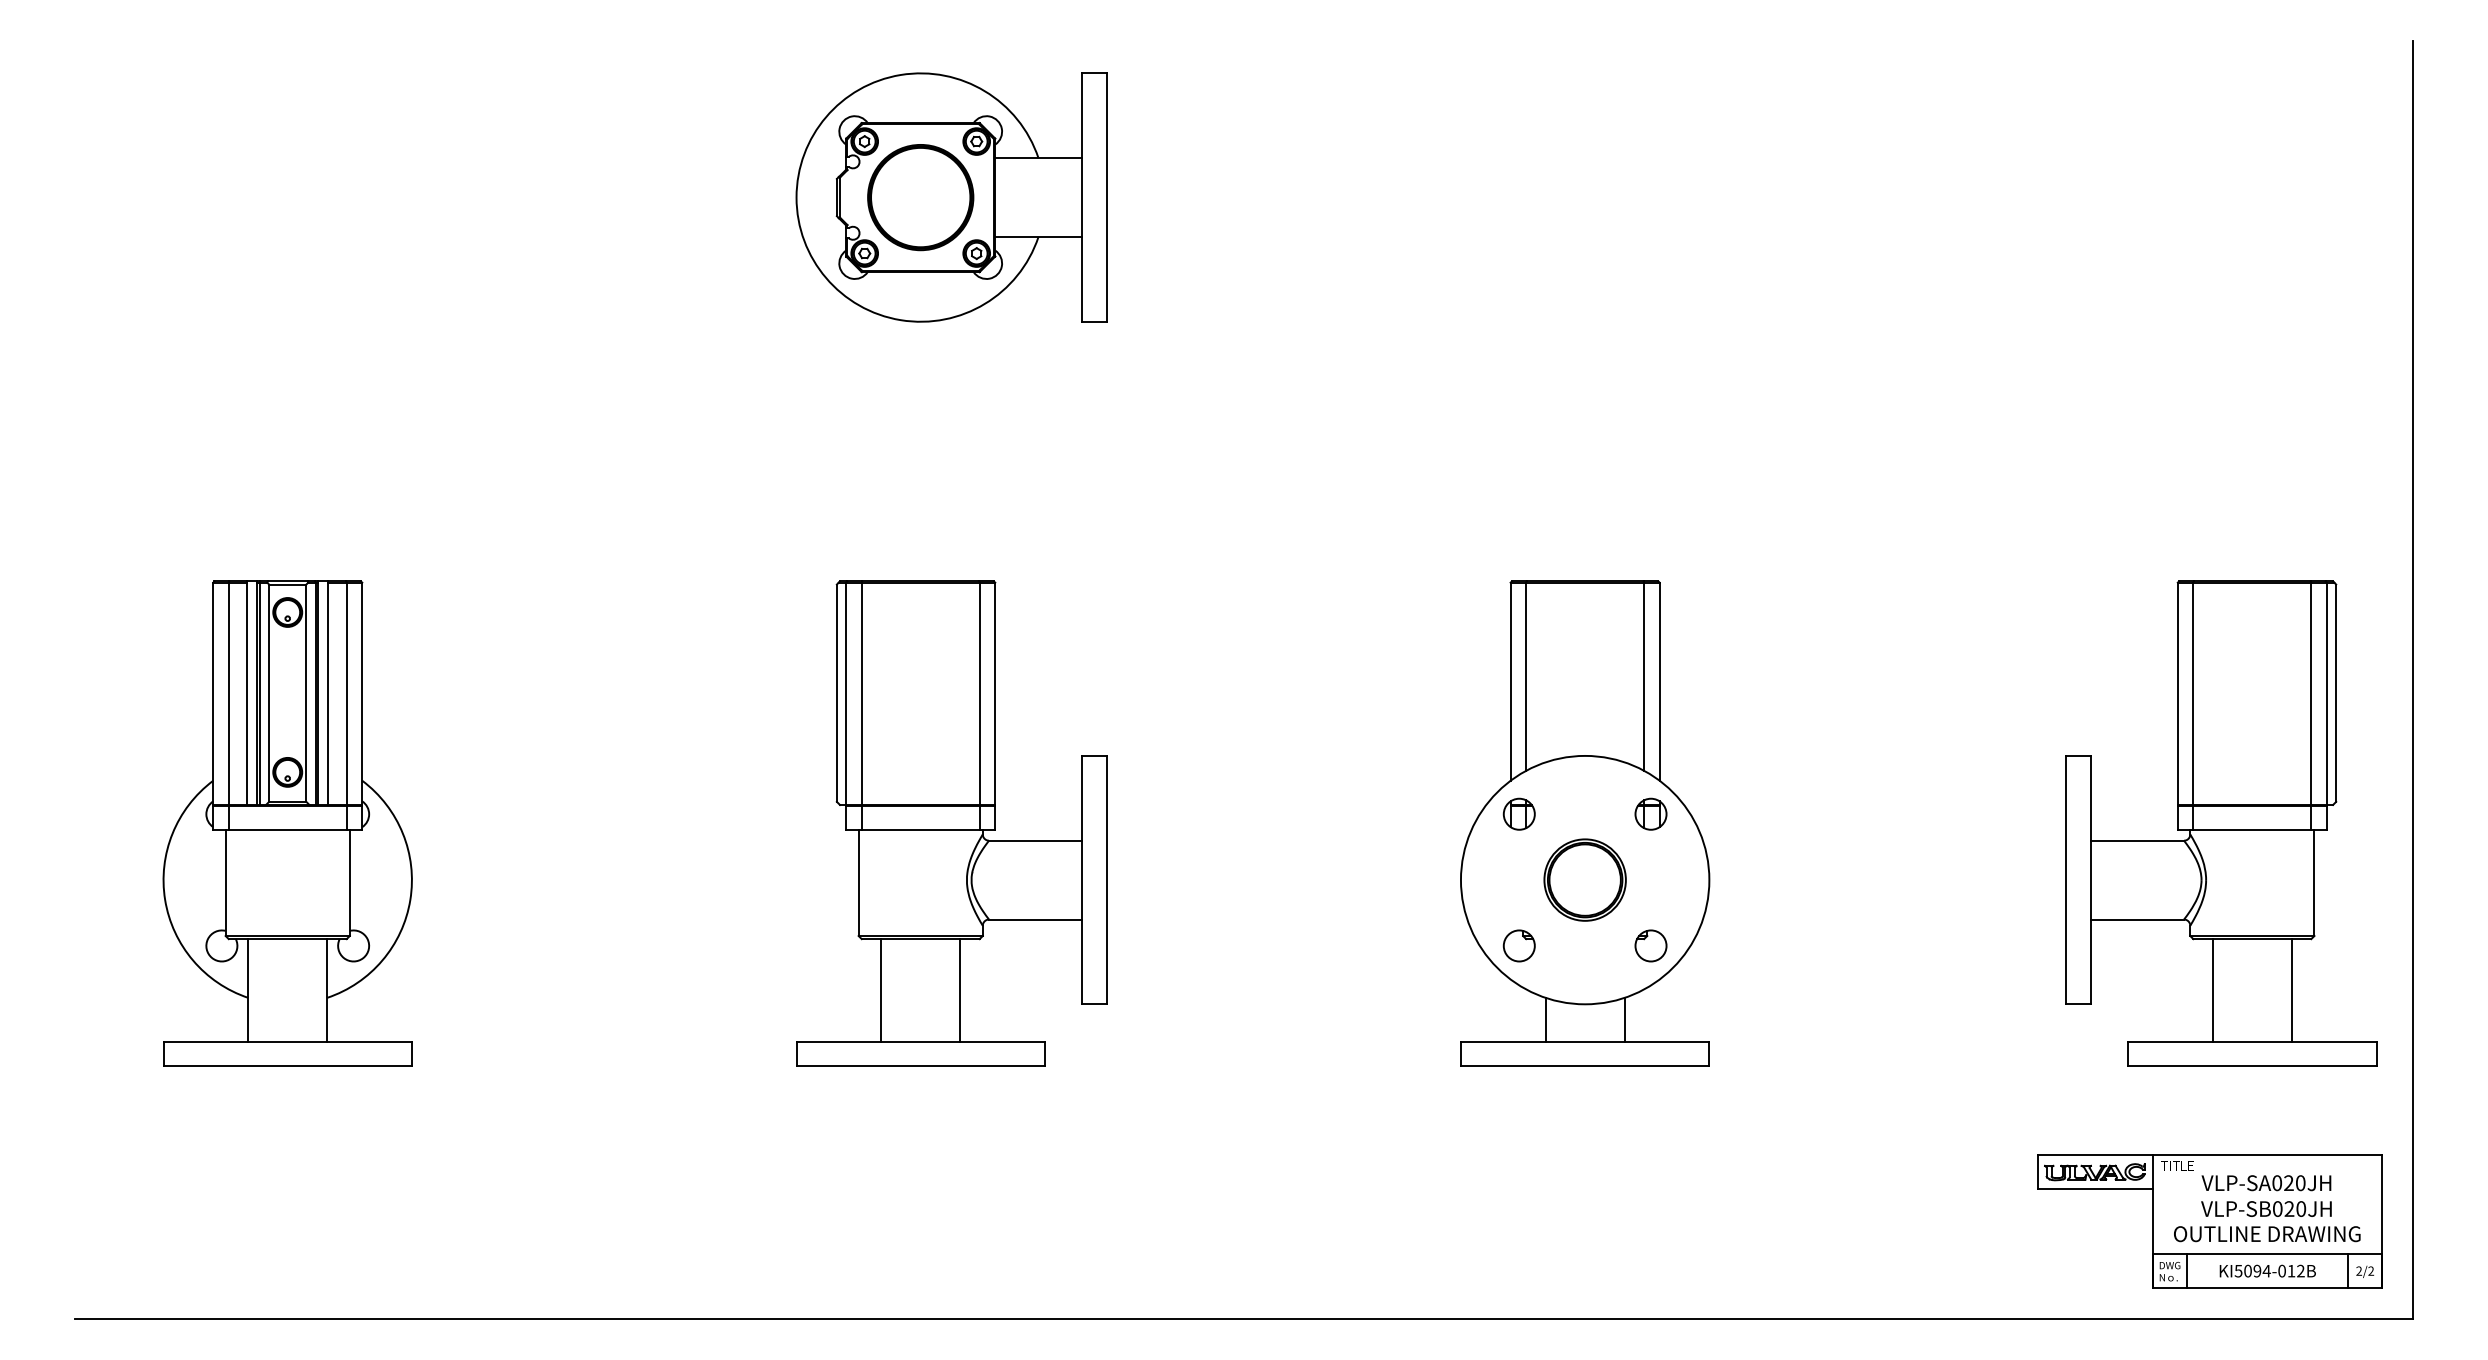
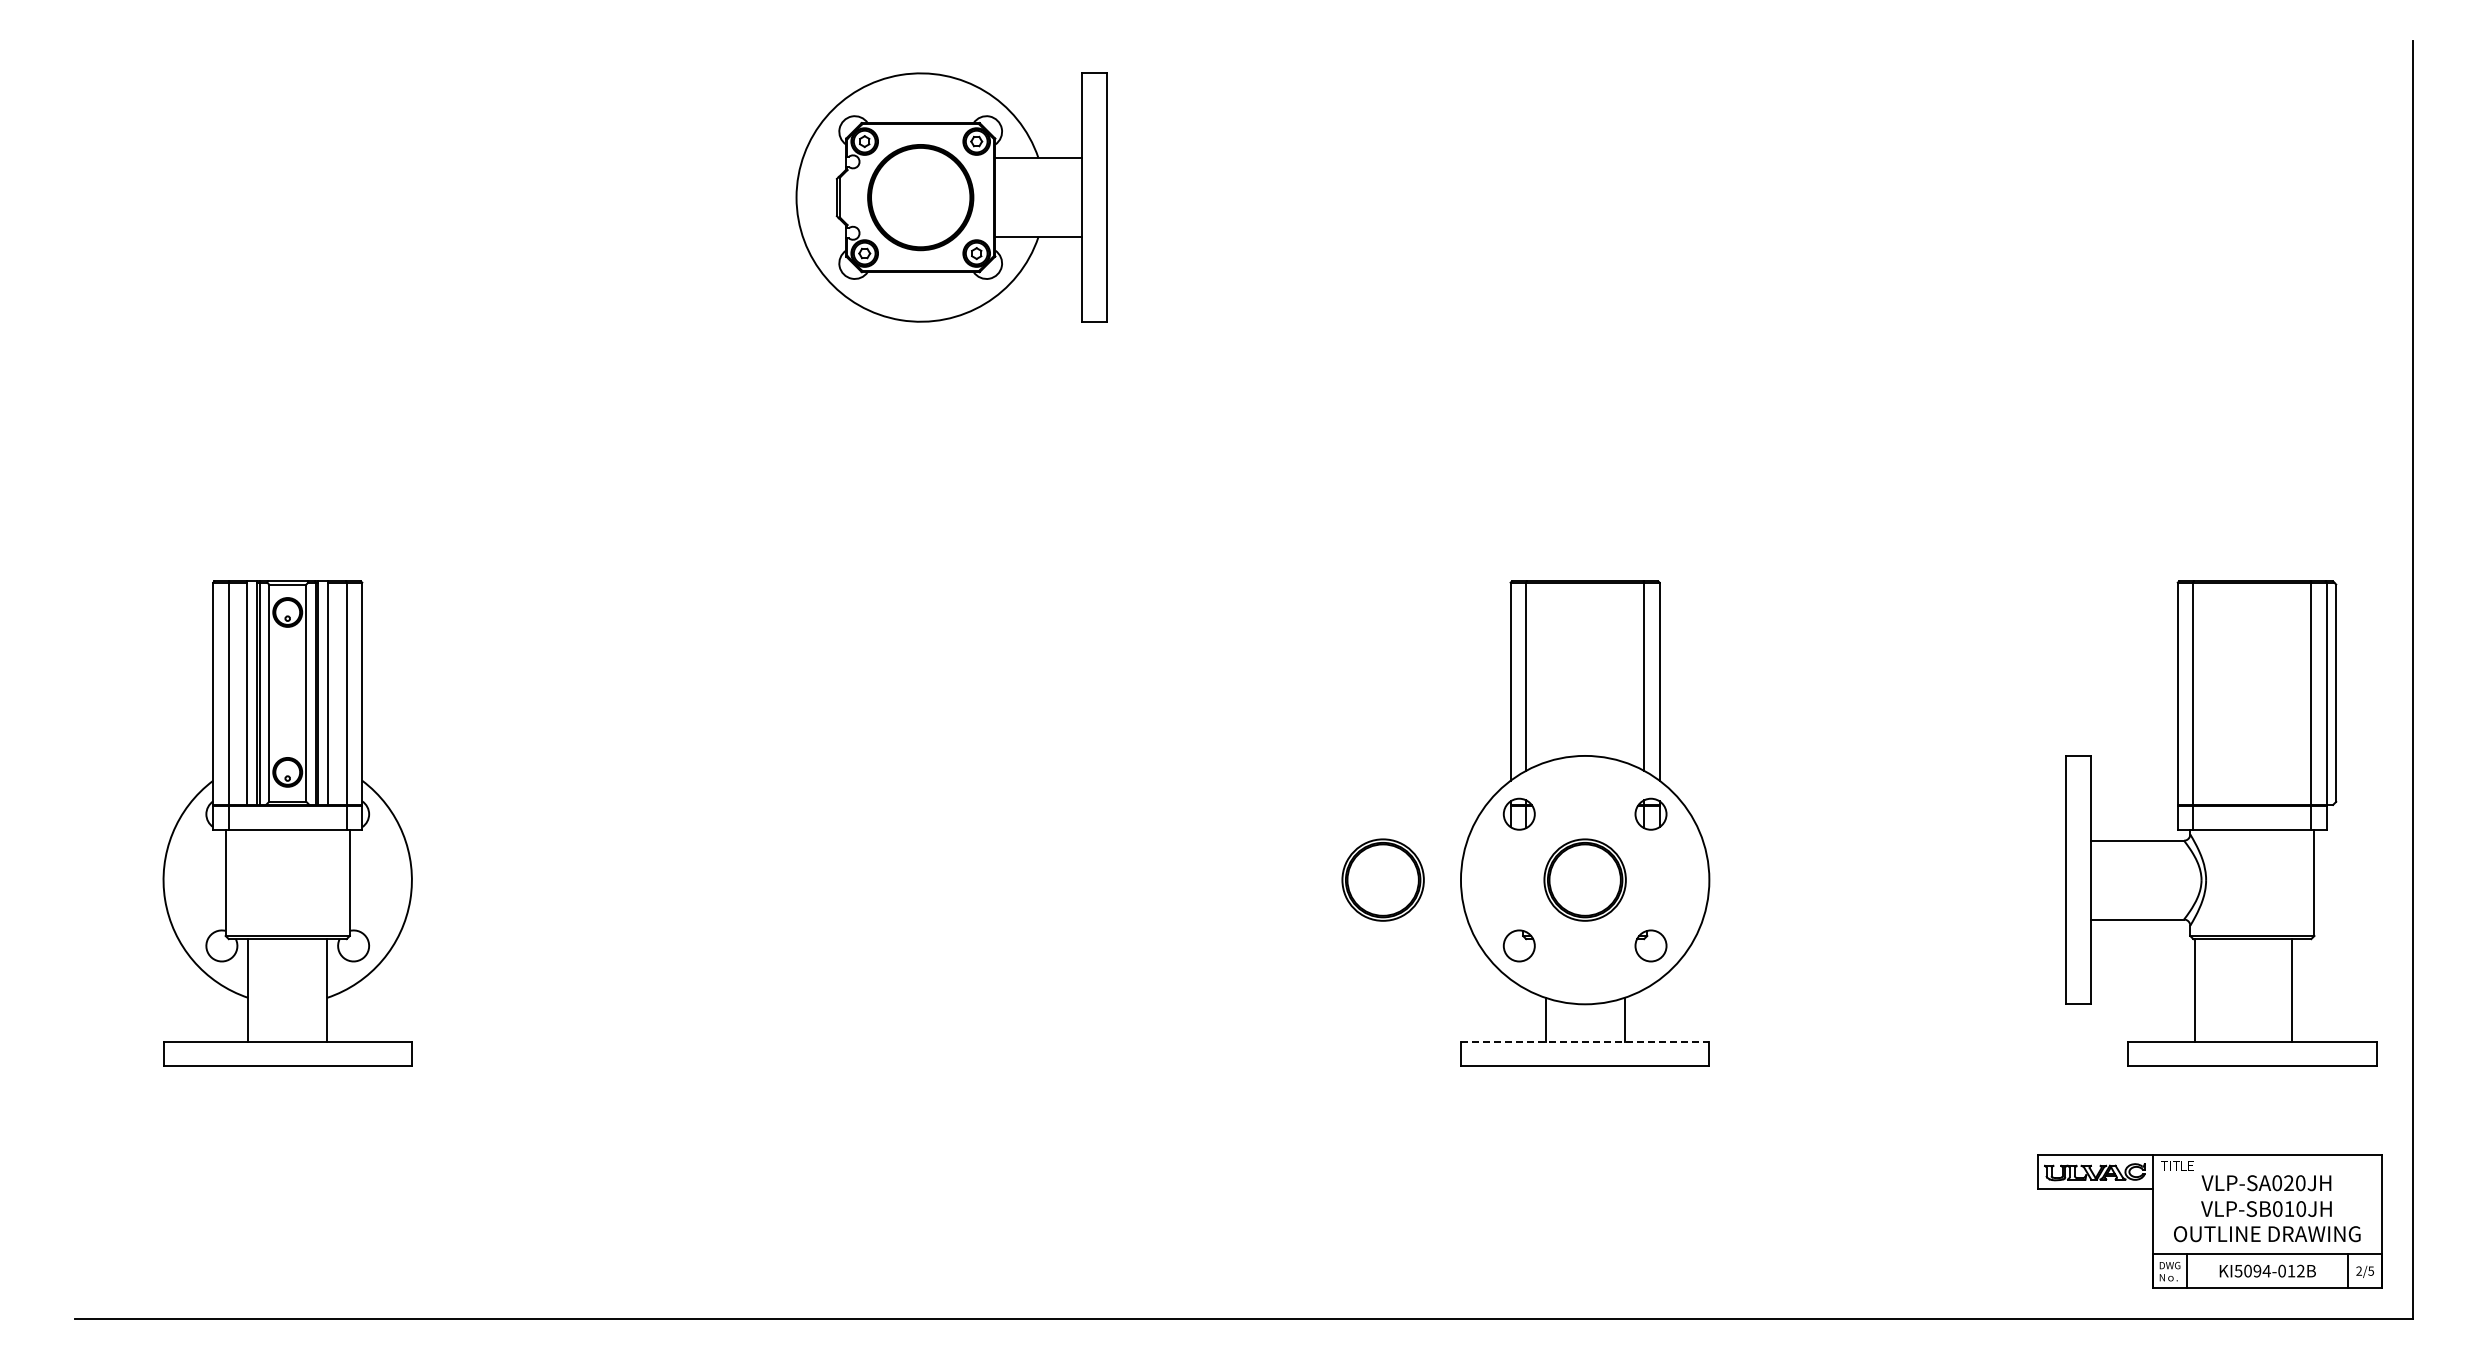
part: present -> none (951, 823)
part: none -> present (1382, 879)
line position: (2212, 990) -> (2194, 990) (2194, 990)
line: solid -> dashed (1585, 1041)
text: VLP-SB020JH -> VLP-SB010JH (2289, 1208)
text: 2/2 -> 2/5 (2371, 1270)
